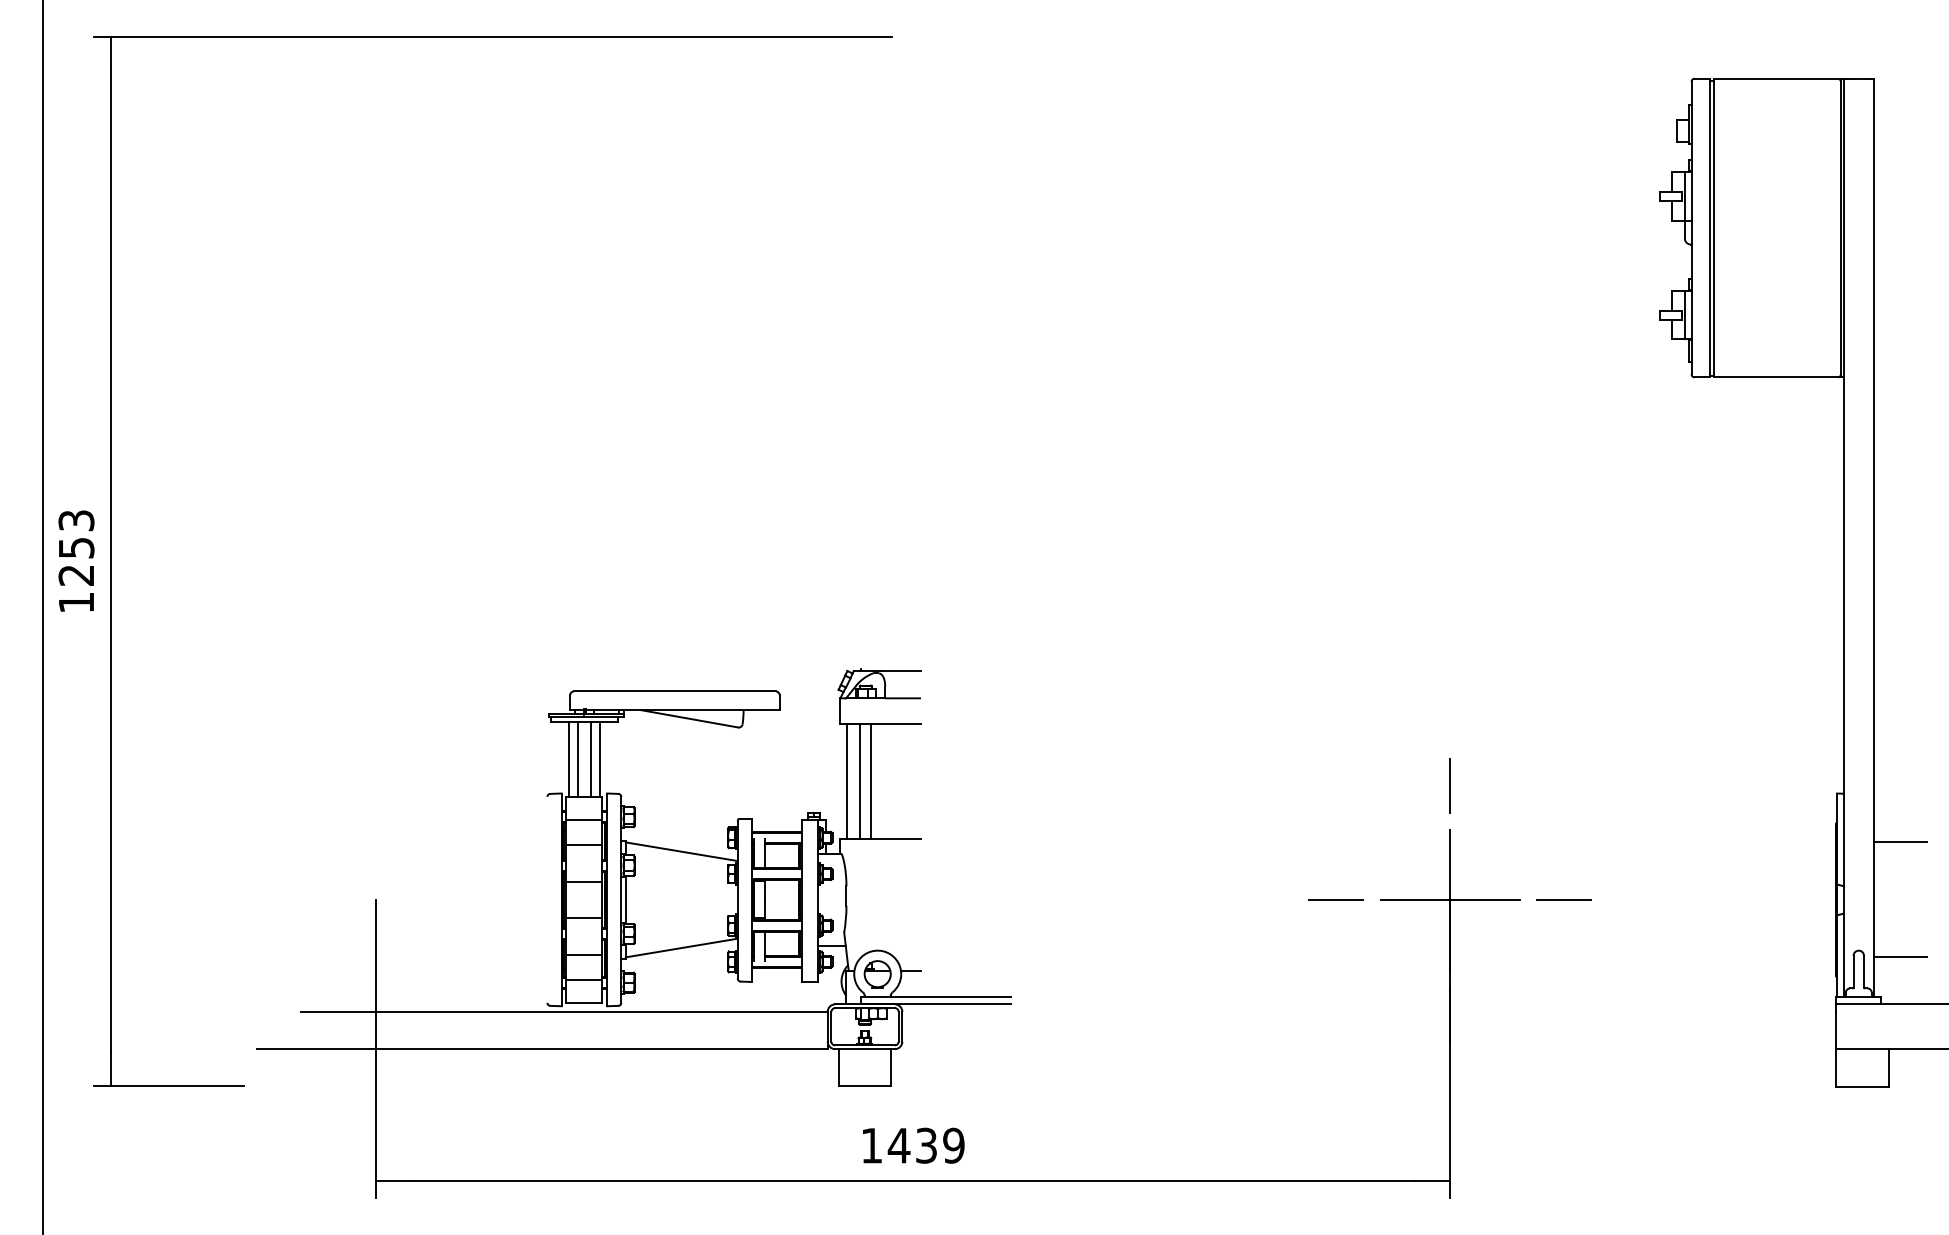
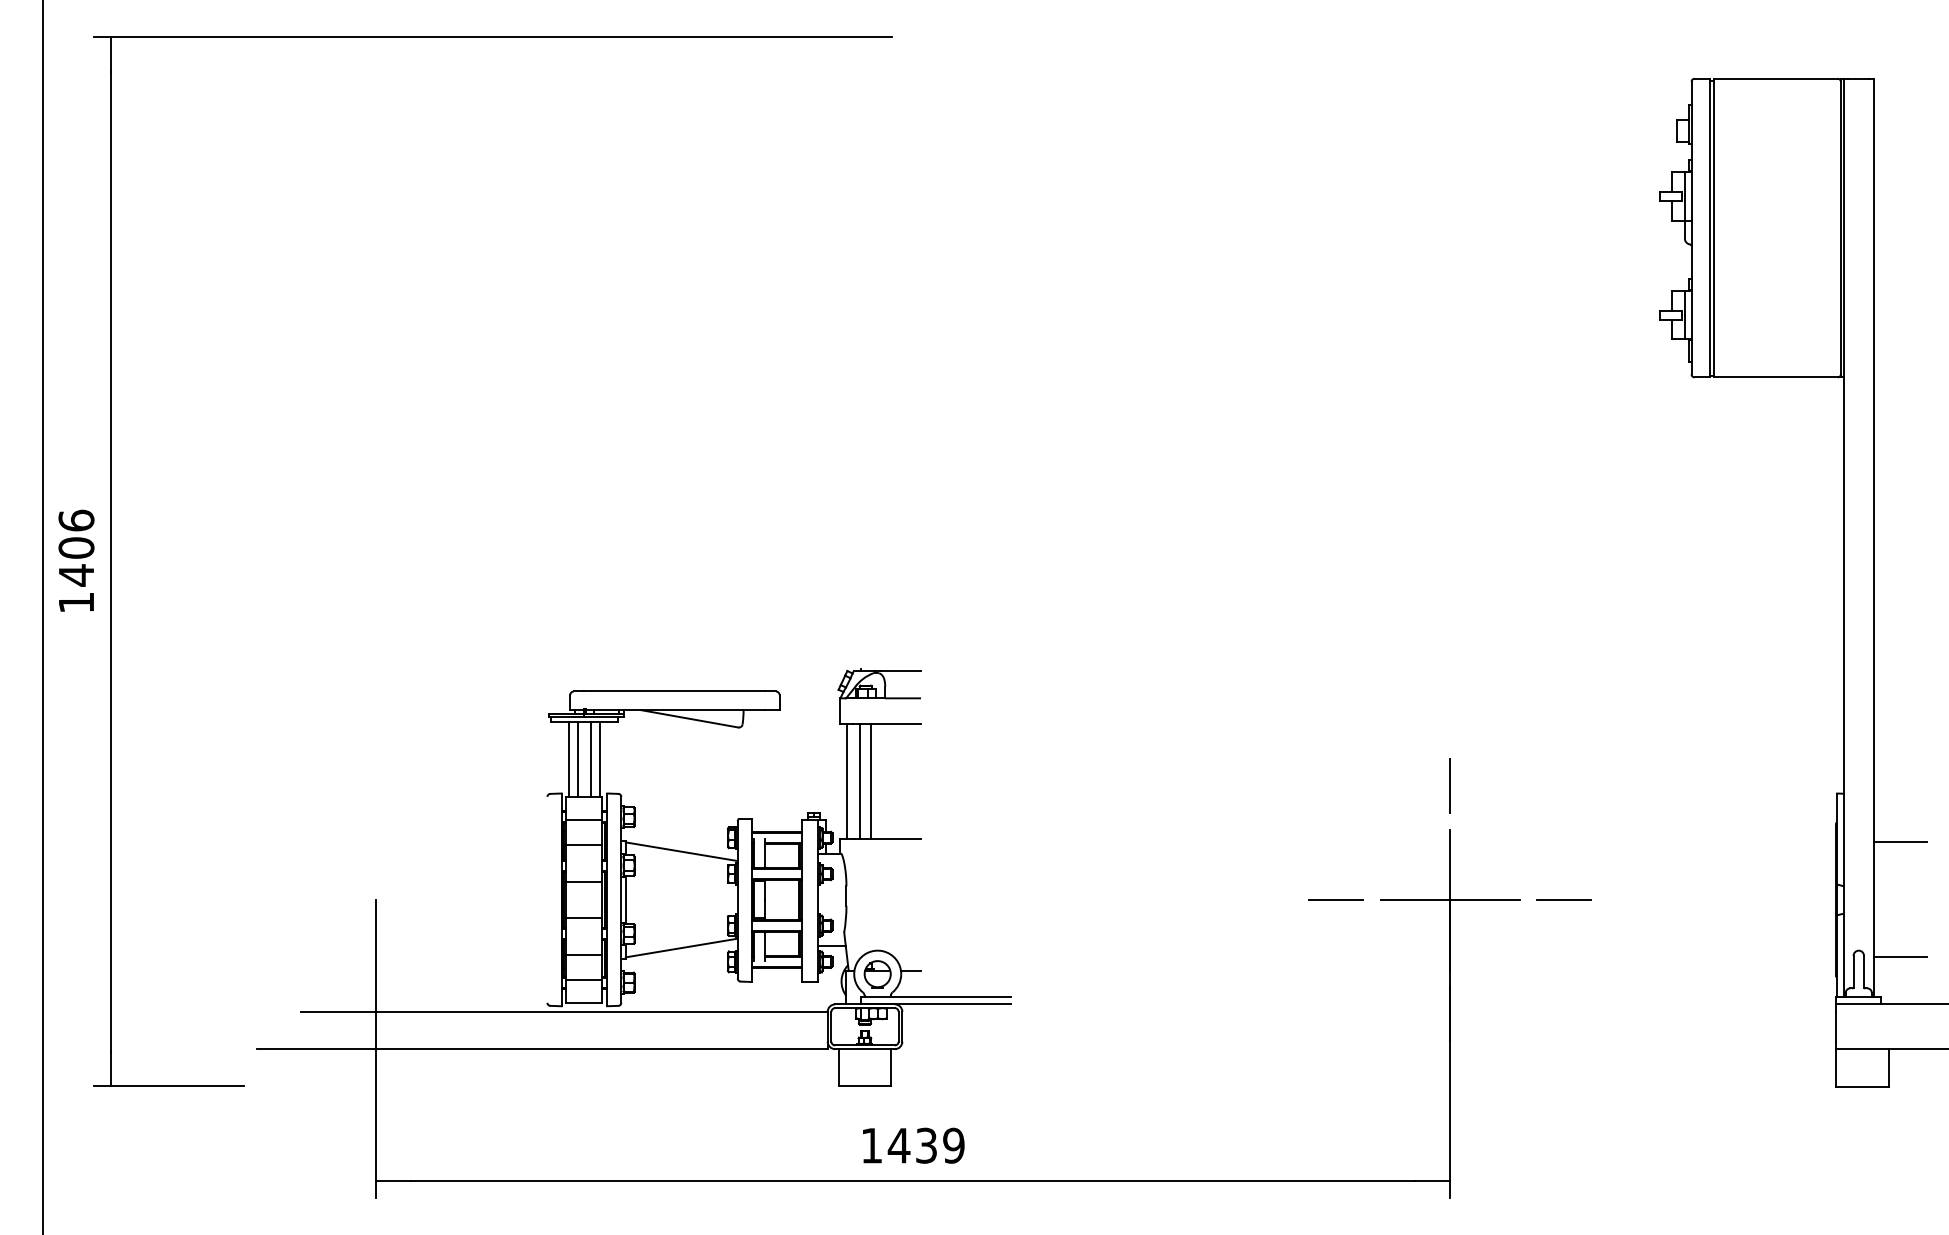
text: 1253 -> 1406 (76, 547)
